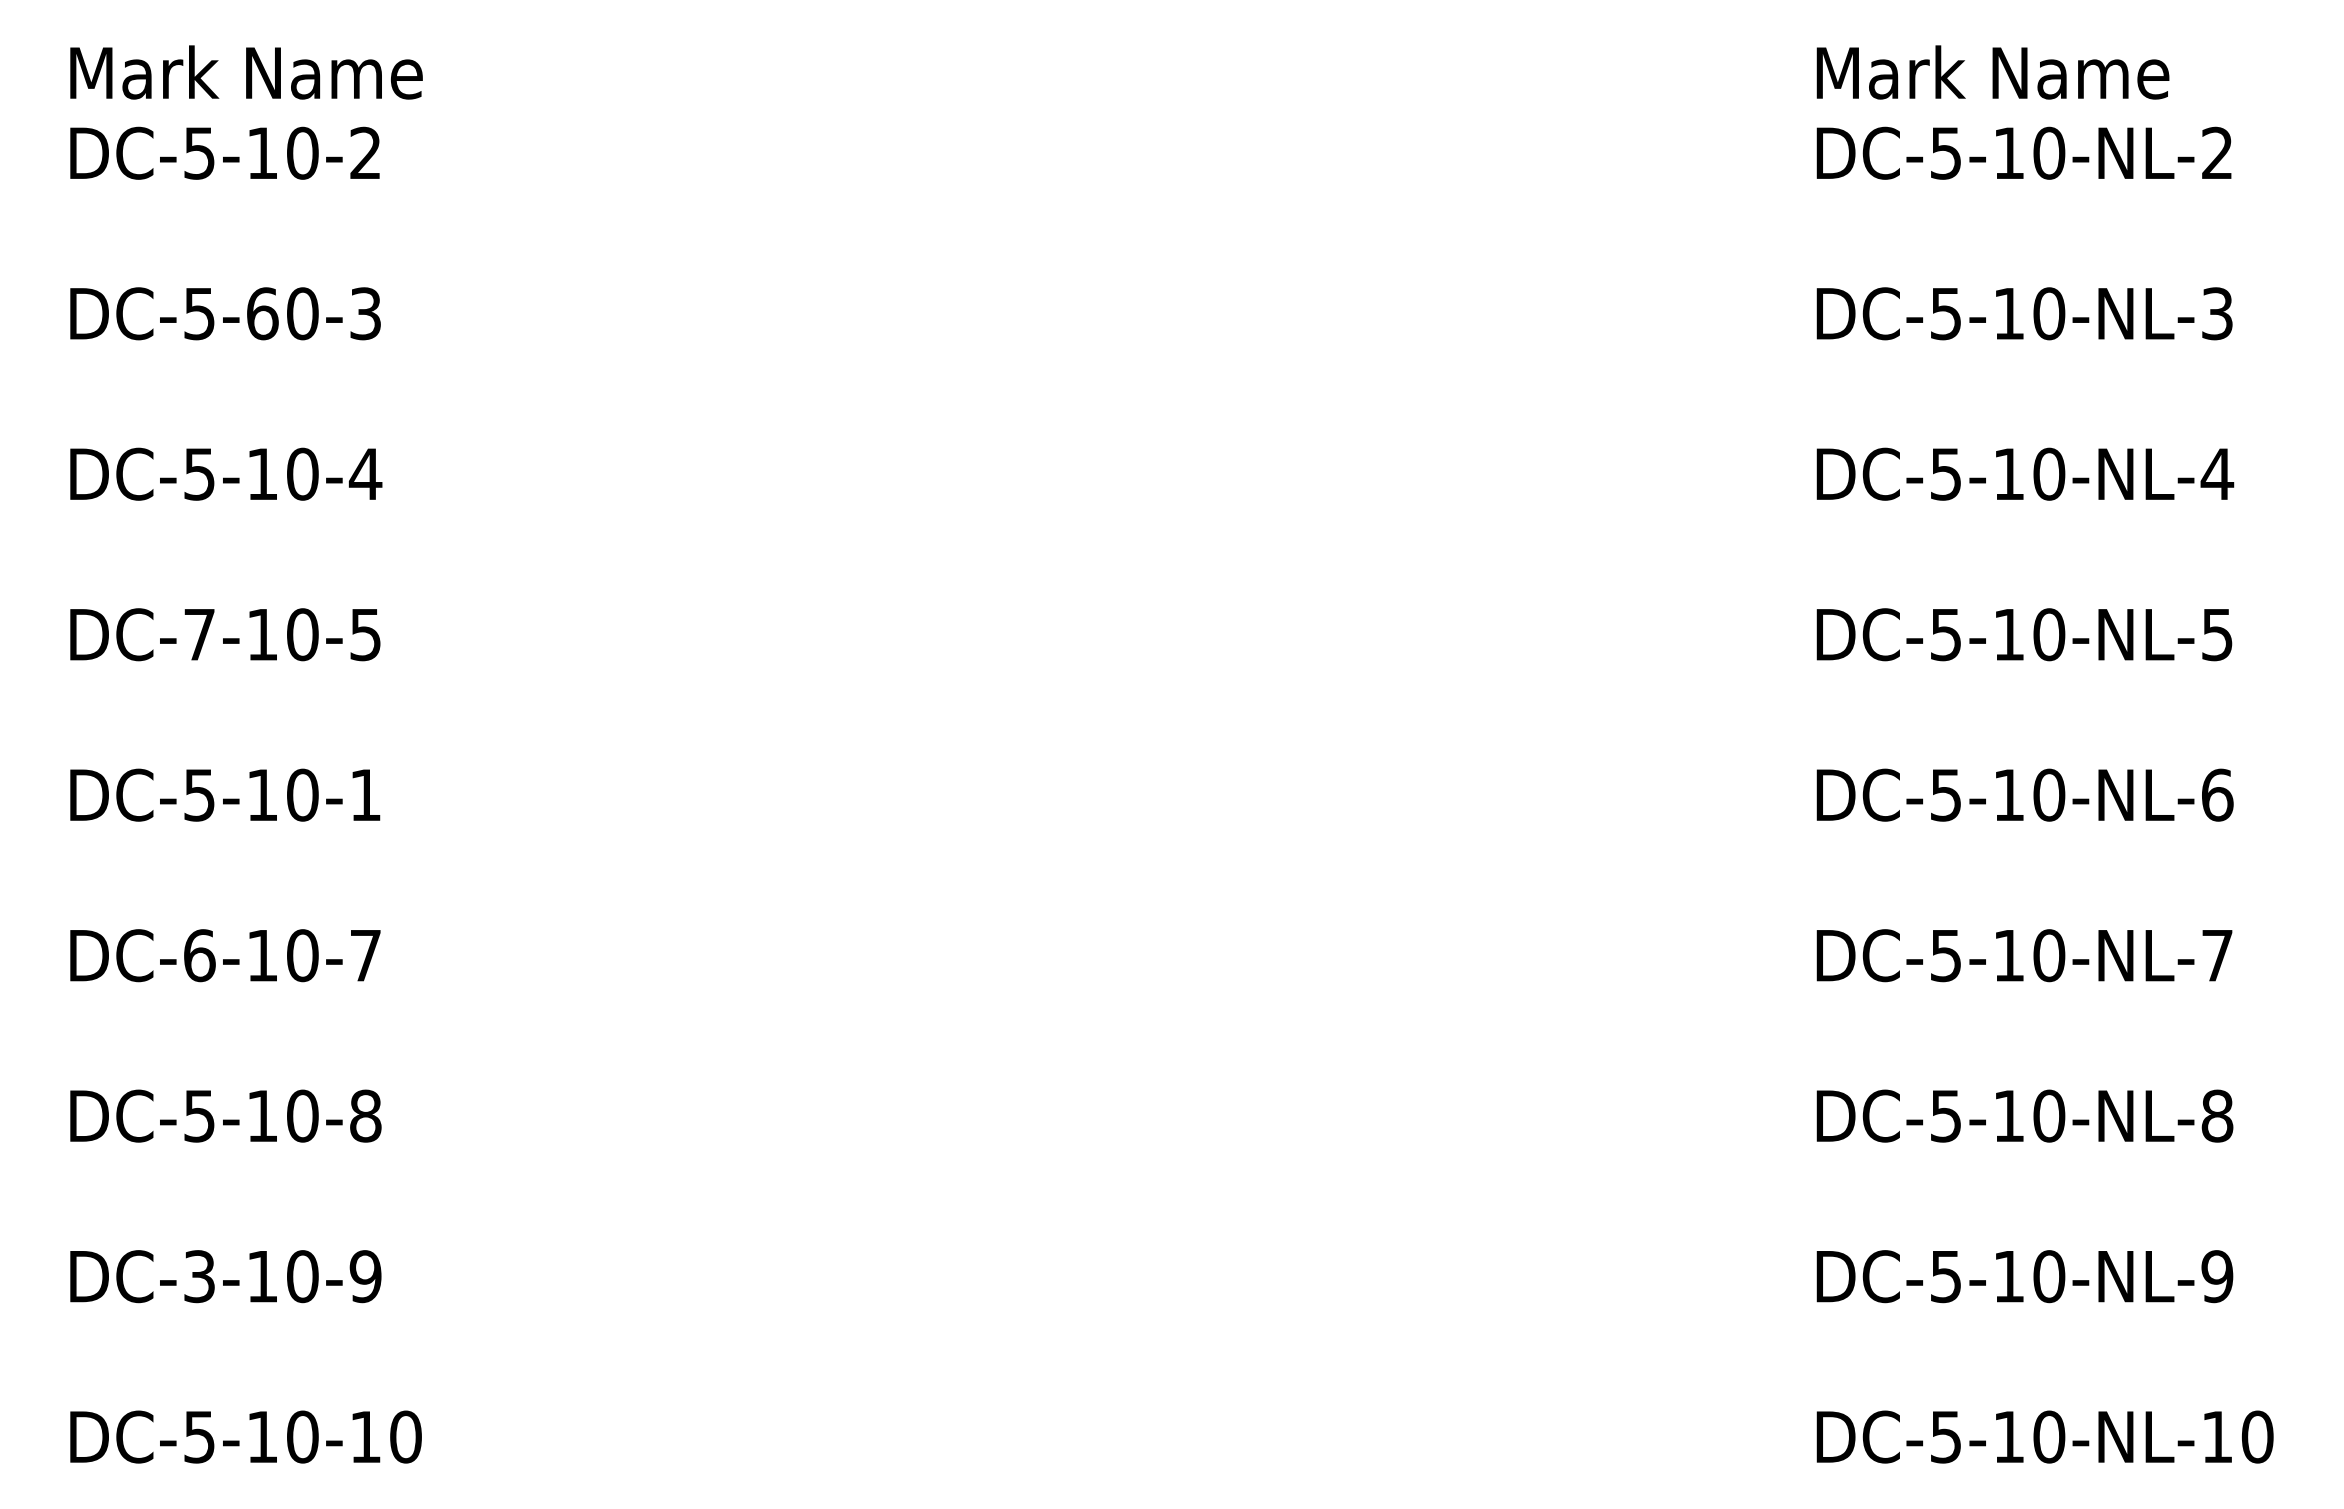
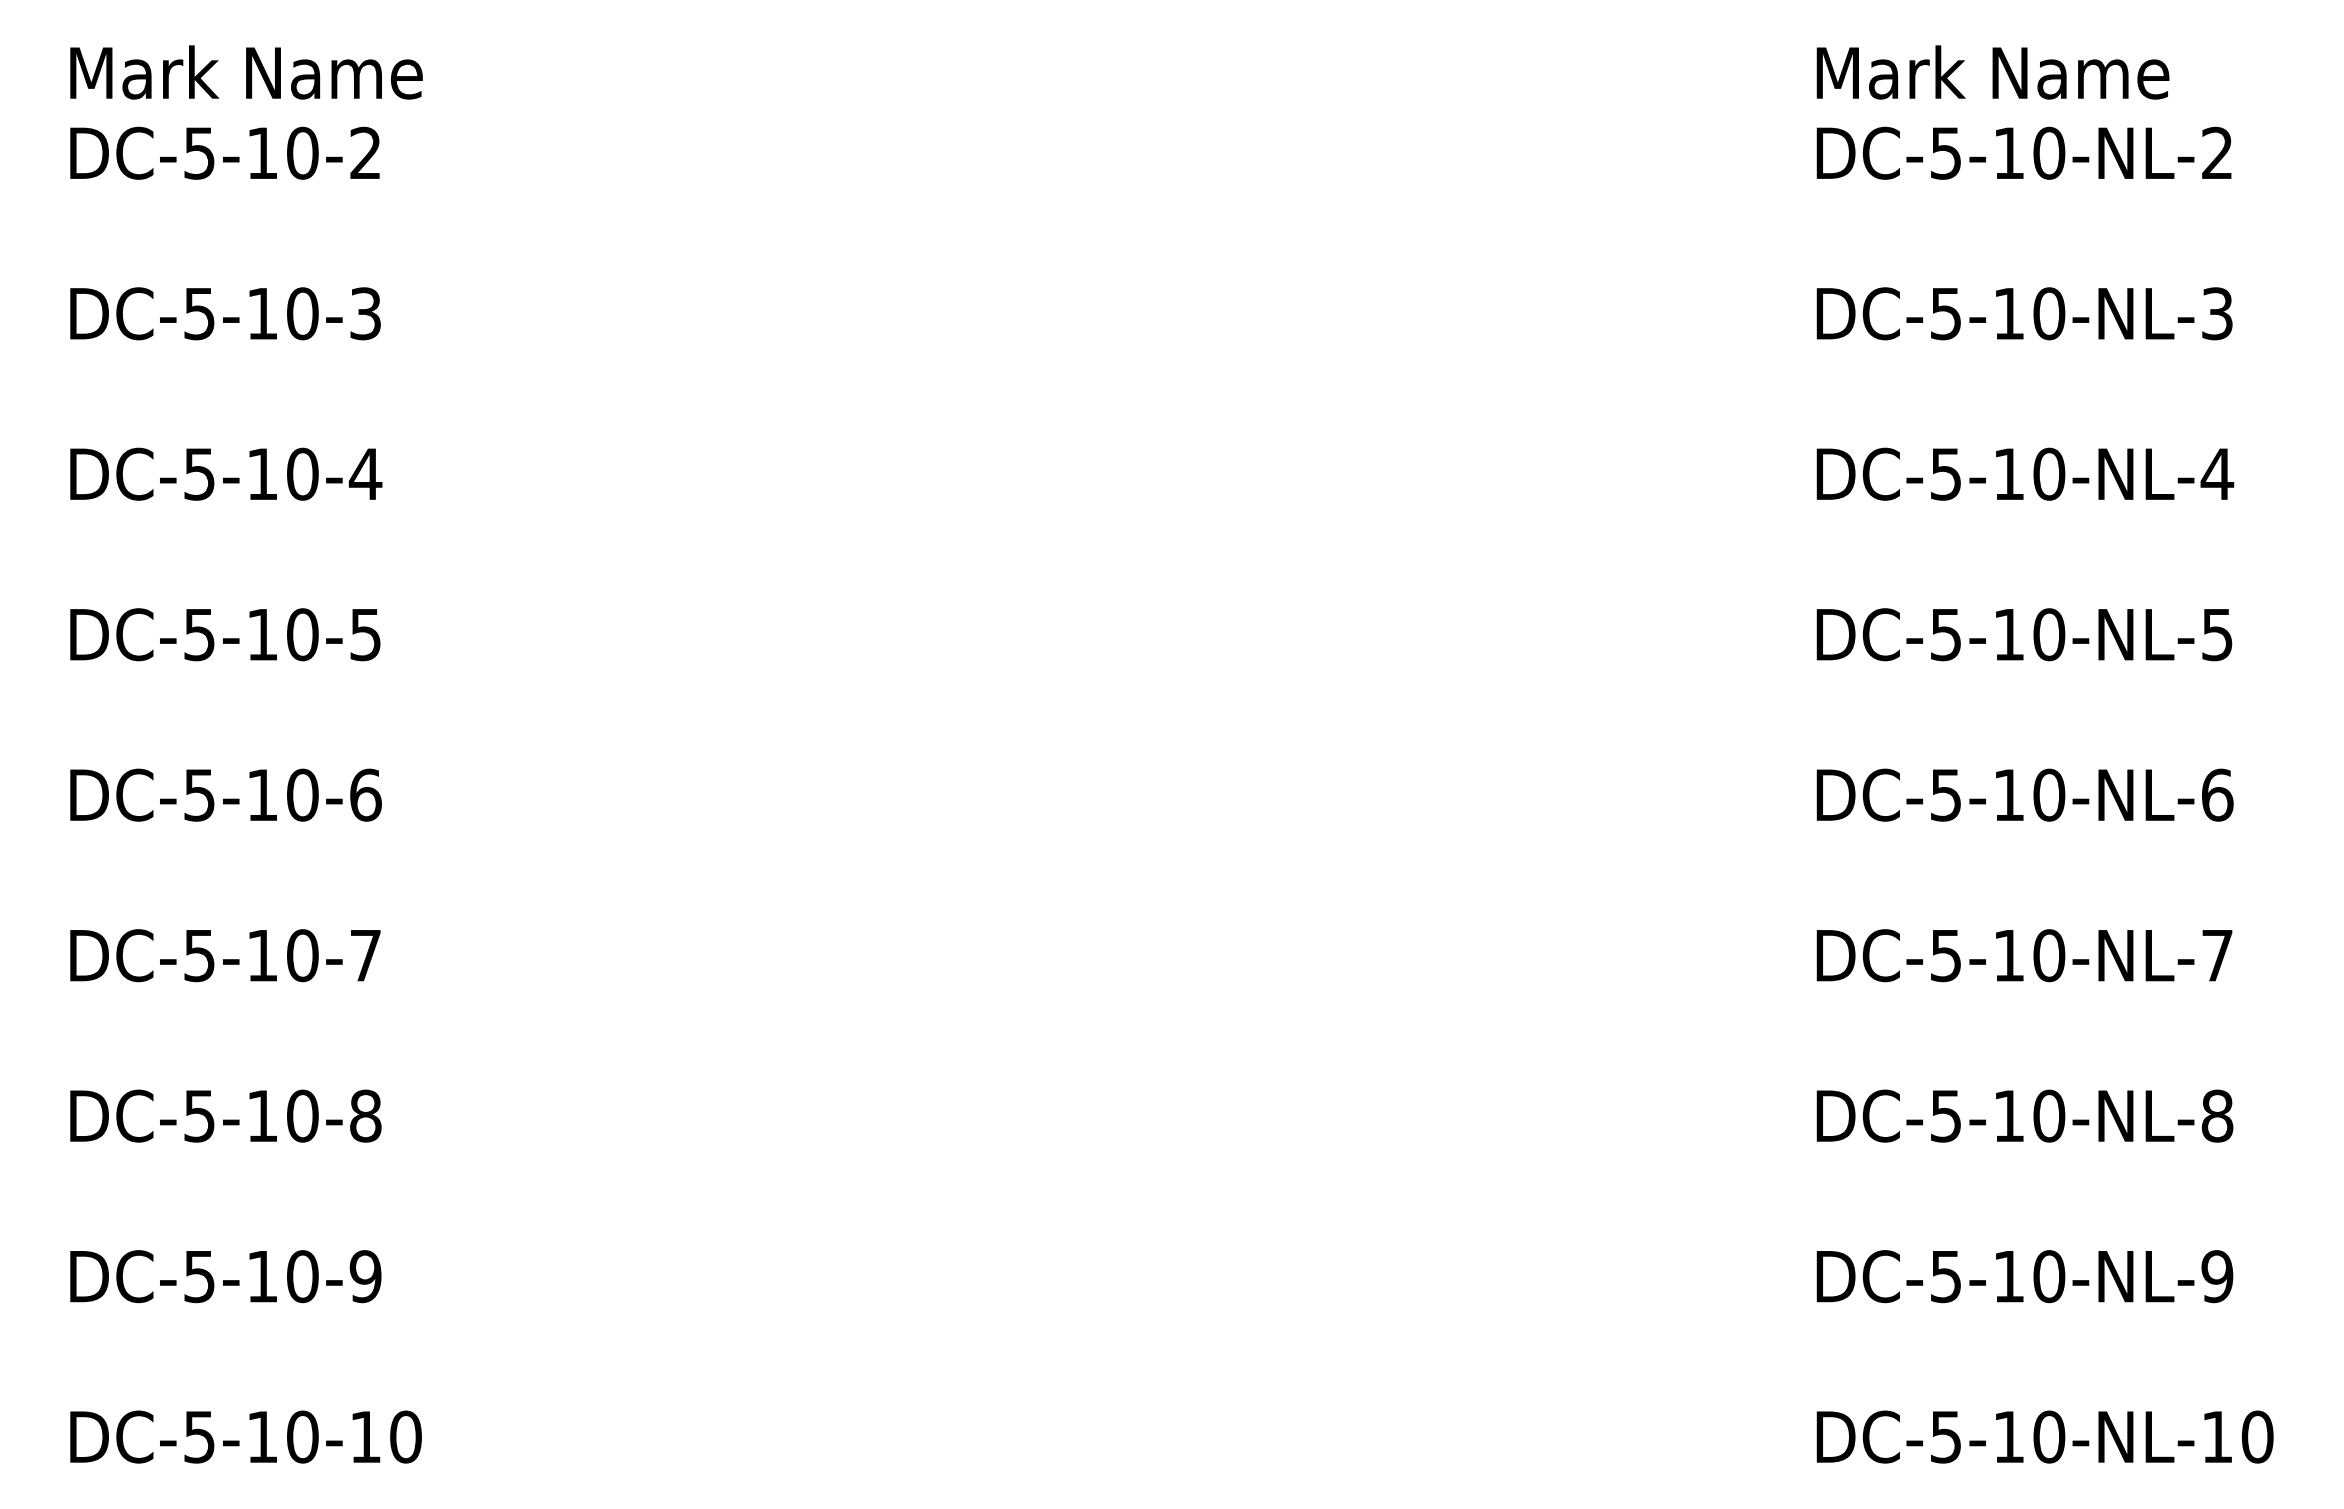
text: DC-5-60-3 -> DC-5-10-3 (262, 313)
text: DC-7-10-5 -> DC-5-10-5 (199, 635)
text: DC-5-10-1 -> DC-5-10-6 (365, 794)
text: DC-6-10-7 -> DC-5-10-7 (199, 955)
text: DC-3-10-9 -> DC-5-10-9 (199, 1276)
